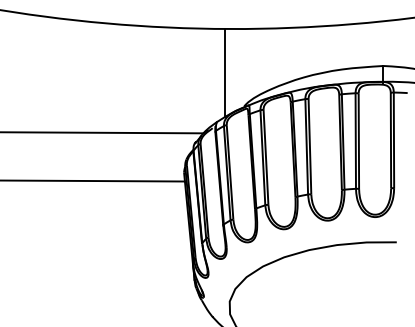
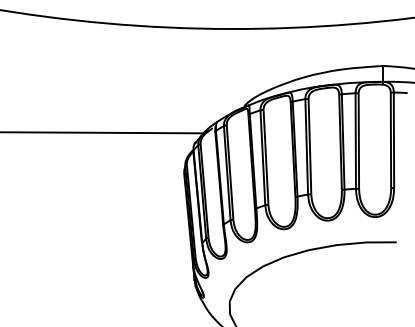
line: present -> none (224, 72)
line: present -> none (93, 180)
